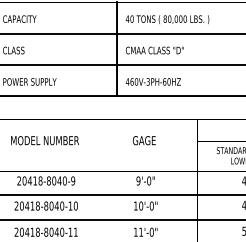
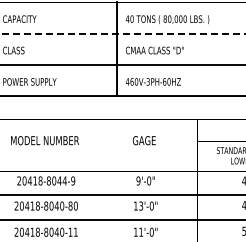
line: solid -> dashed (122, 33)
text: 20418-8040-9 -> 20418-8044-9 (64, 180)
text: 20418-8040-10 -> 20418-8040-80 (70, 205)
text: 10'-0" -> 13'-0" (141, 205)
